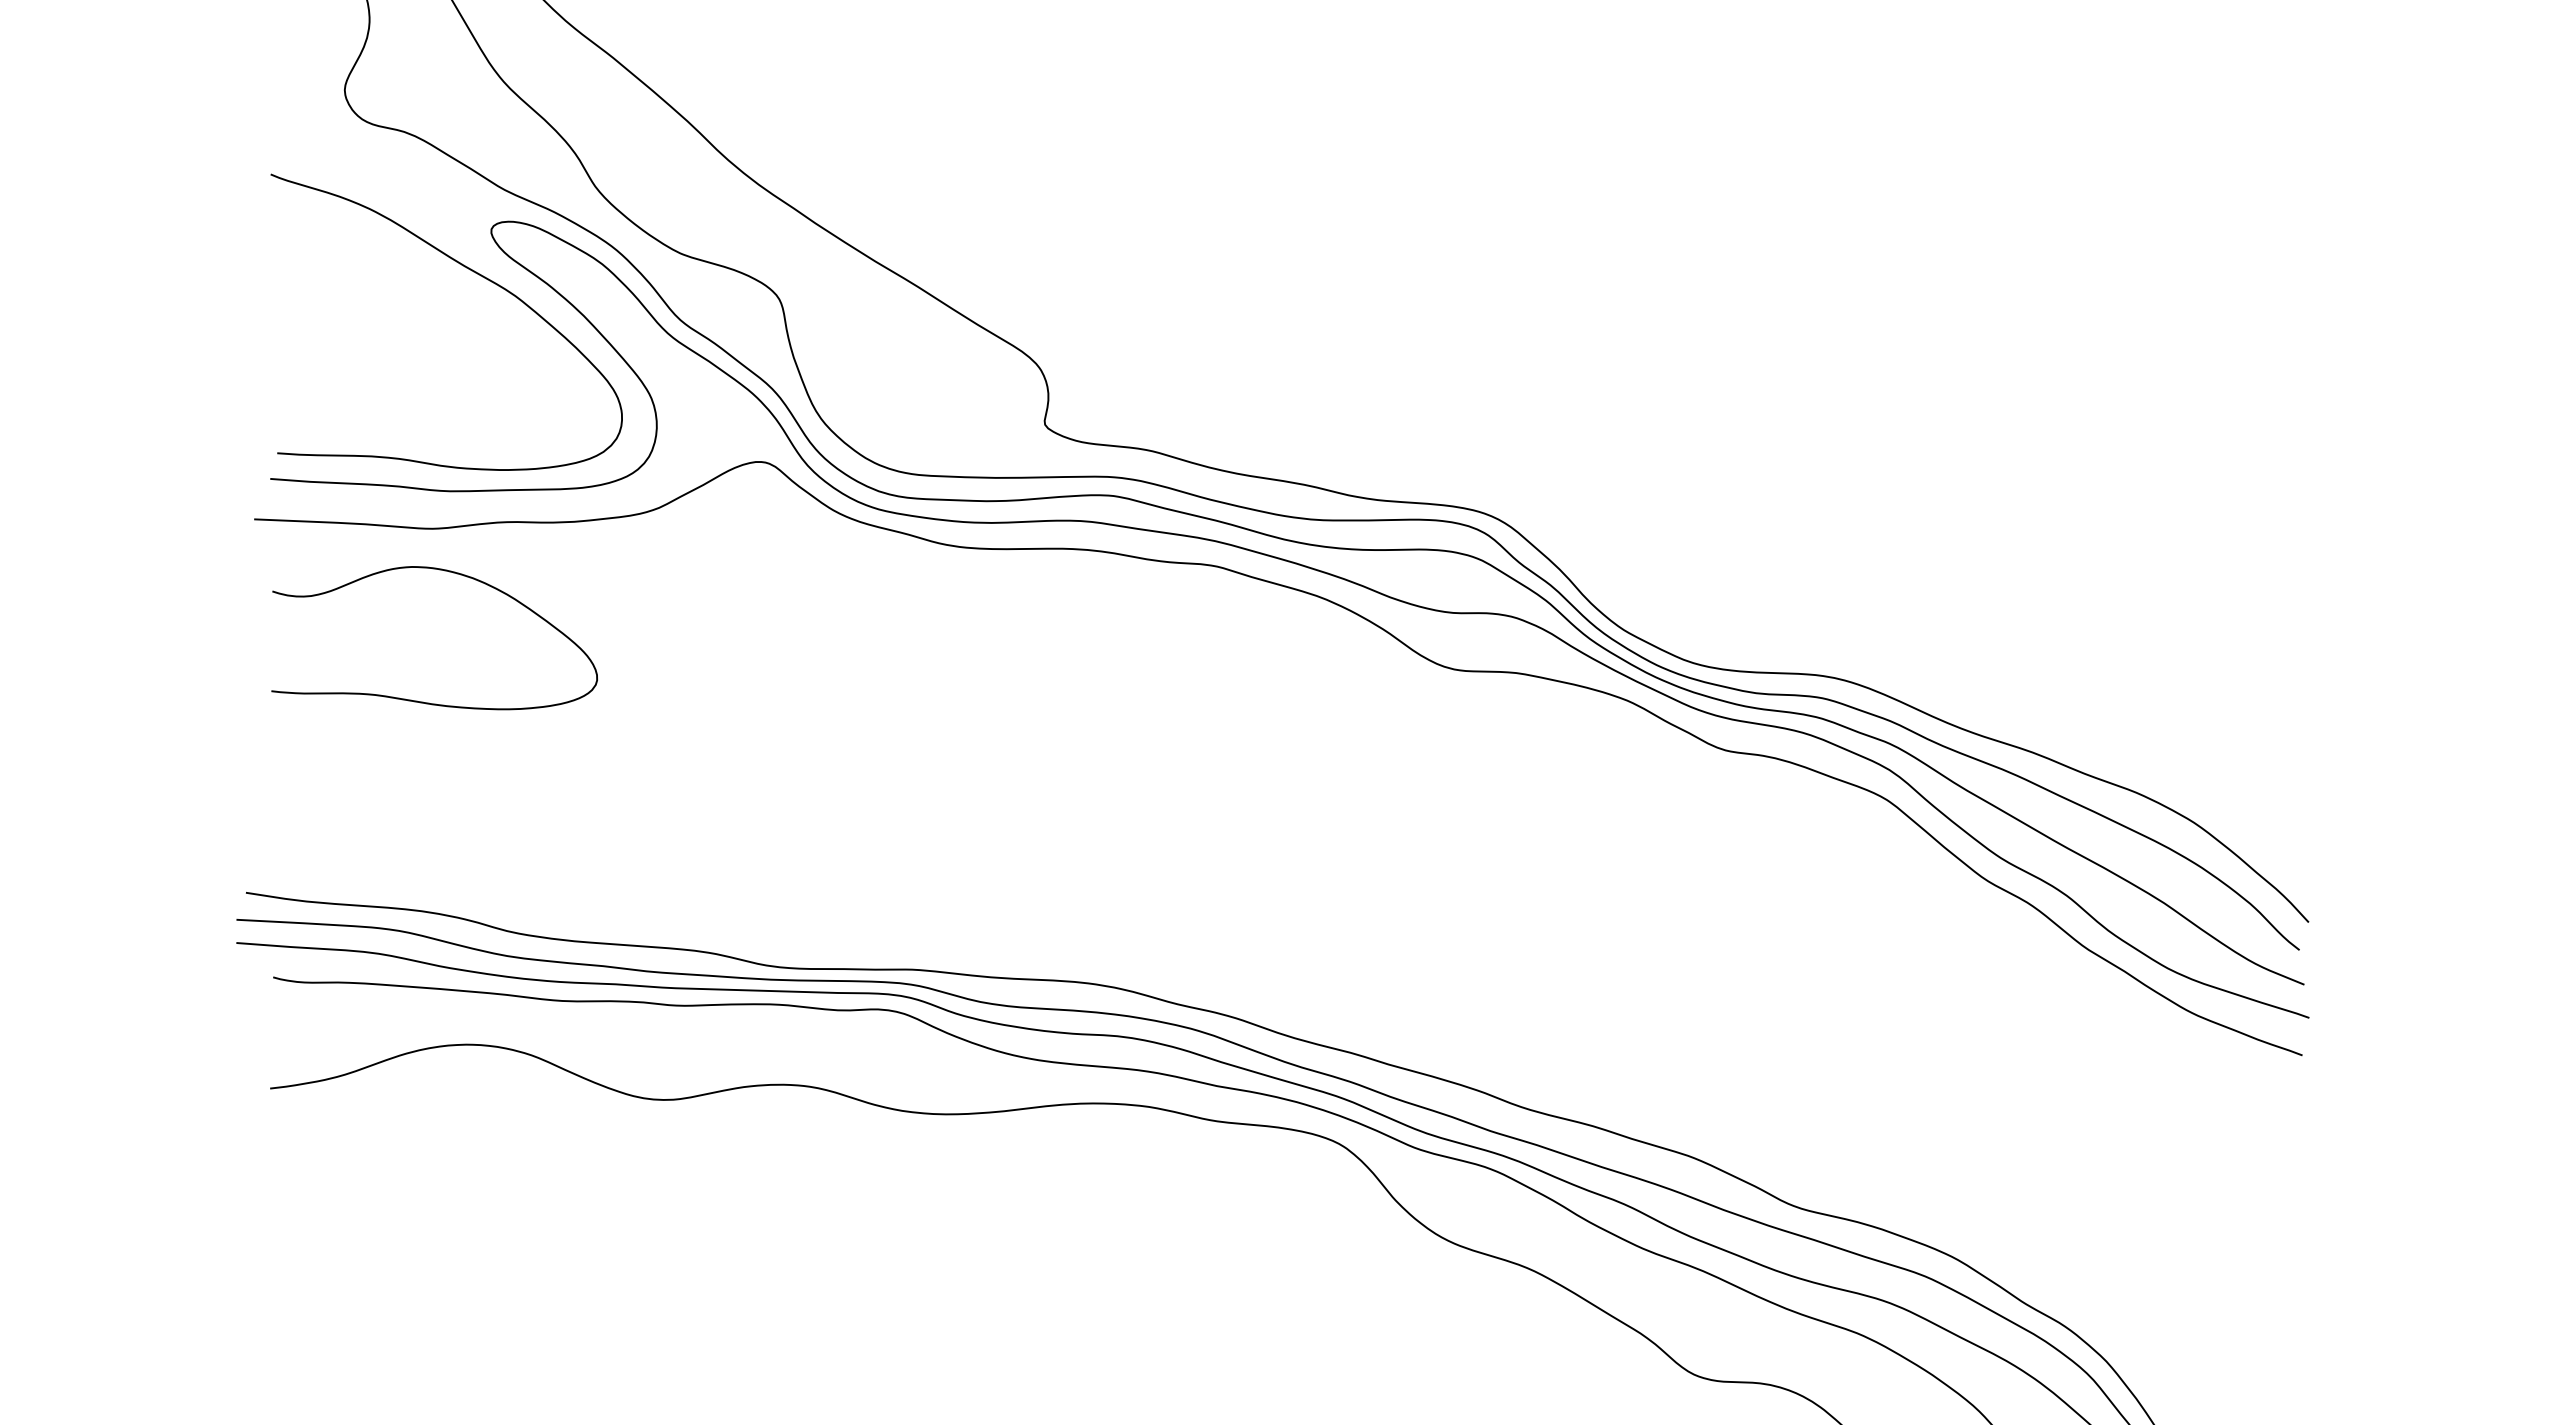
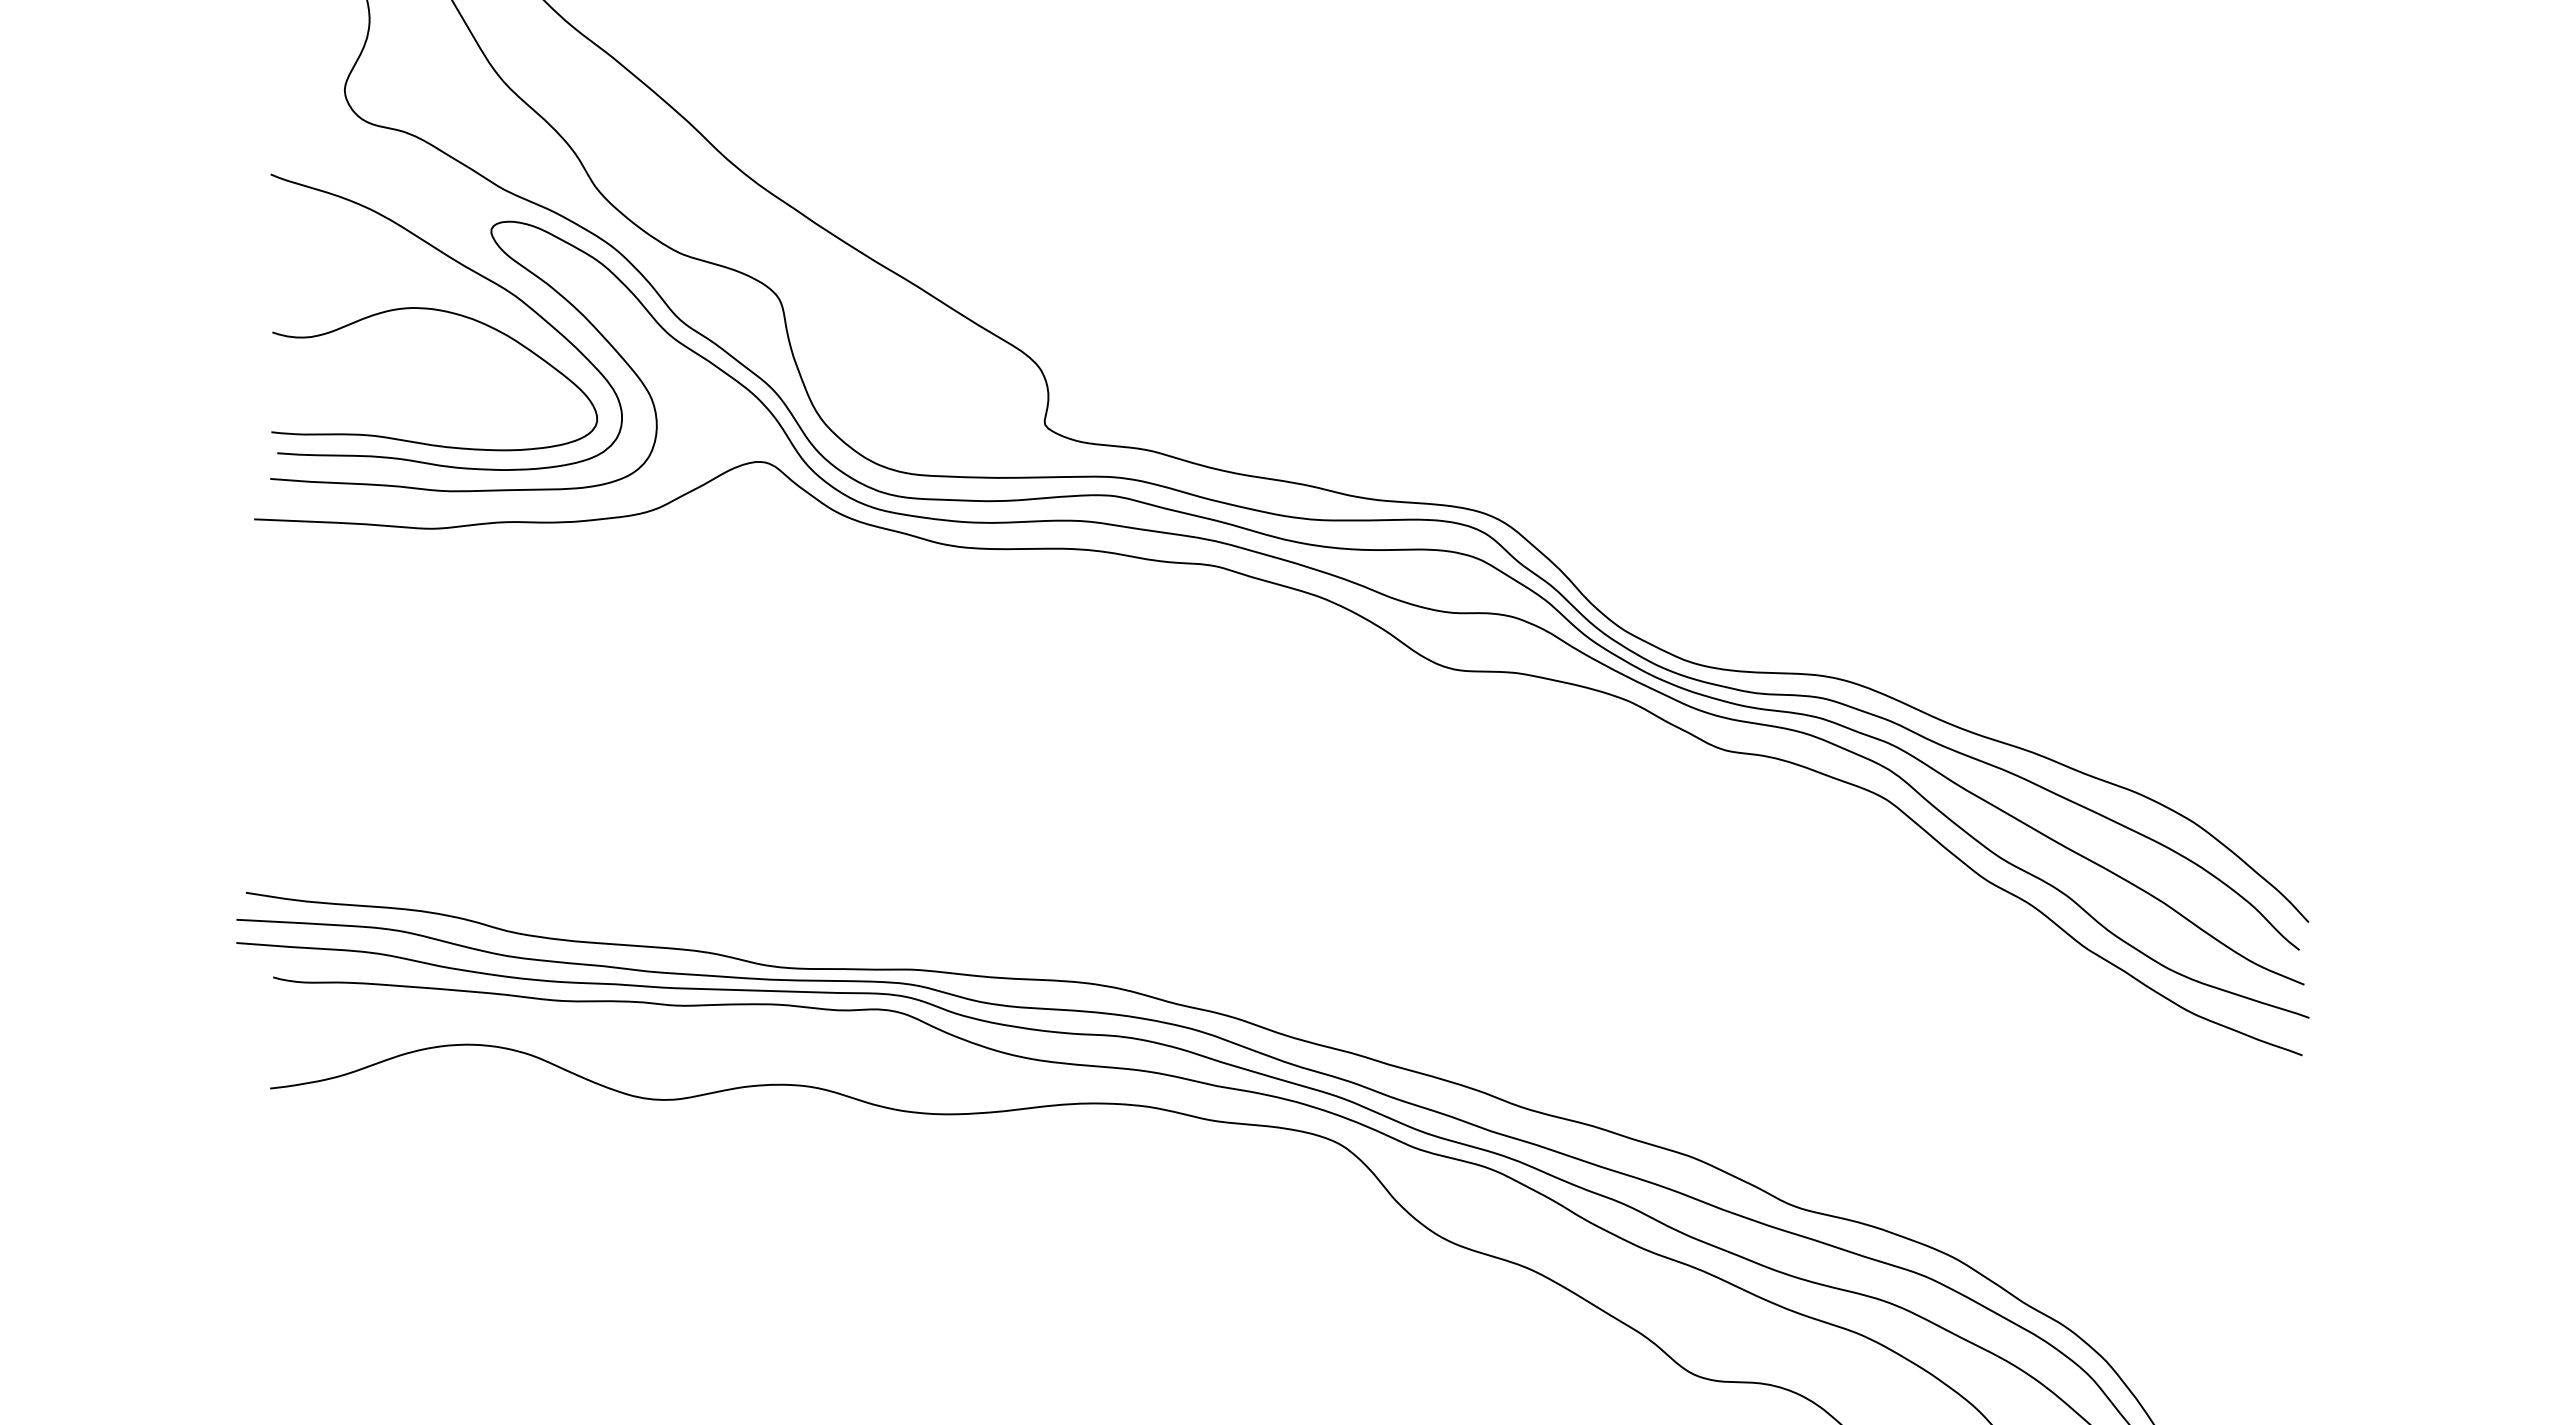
curve position: (423, 701) -> (423, 442) (423, 442)
